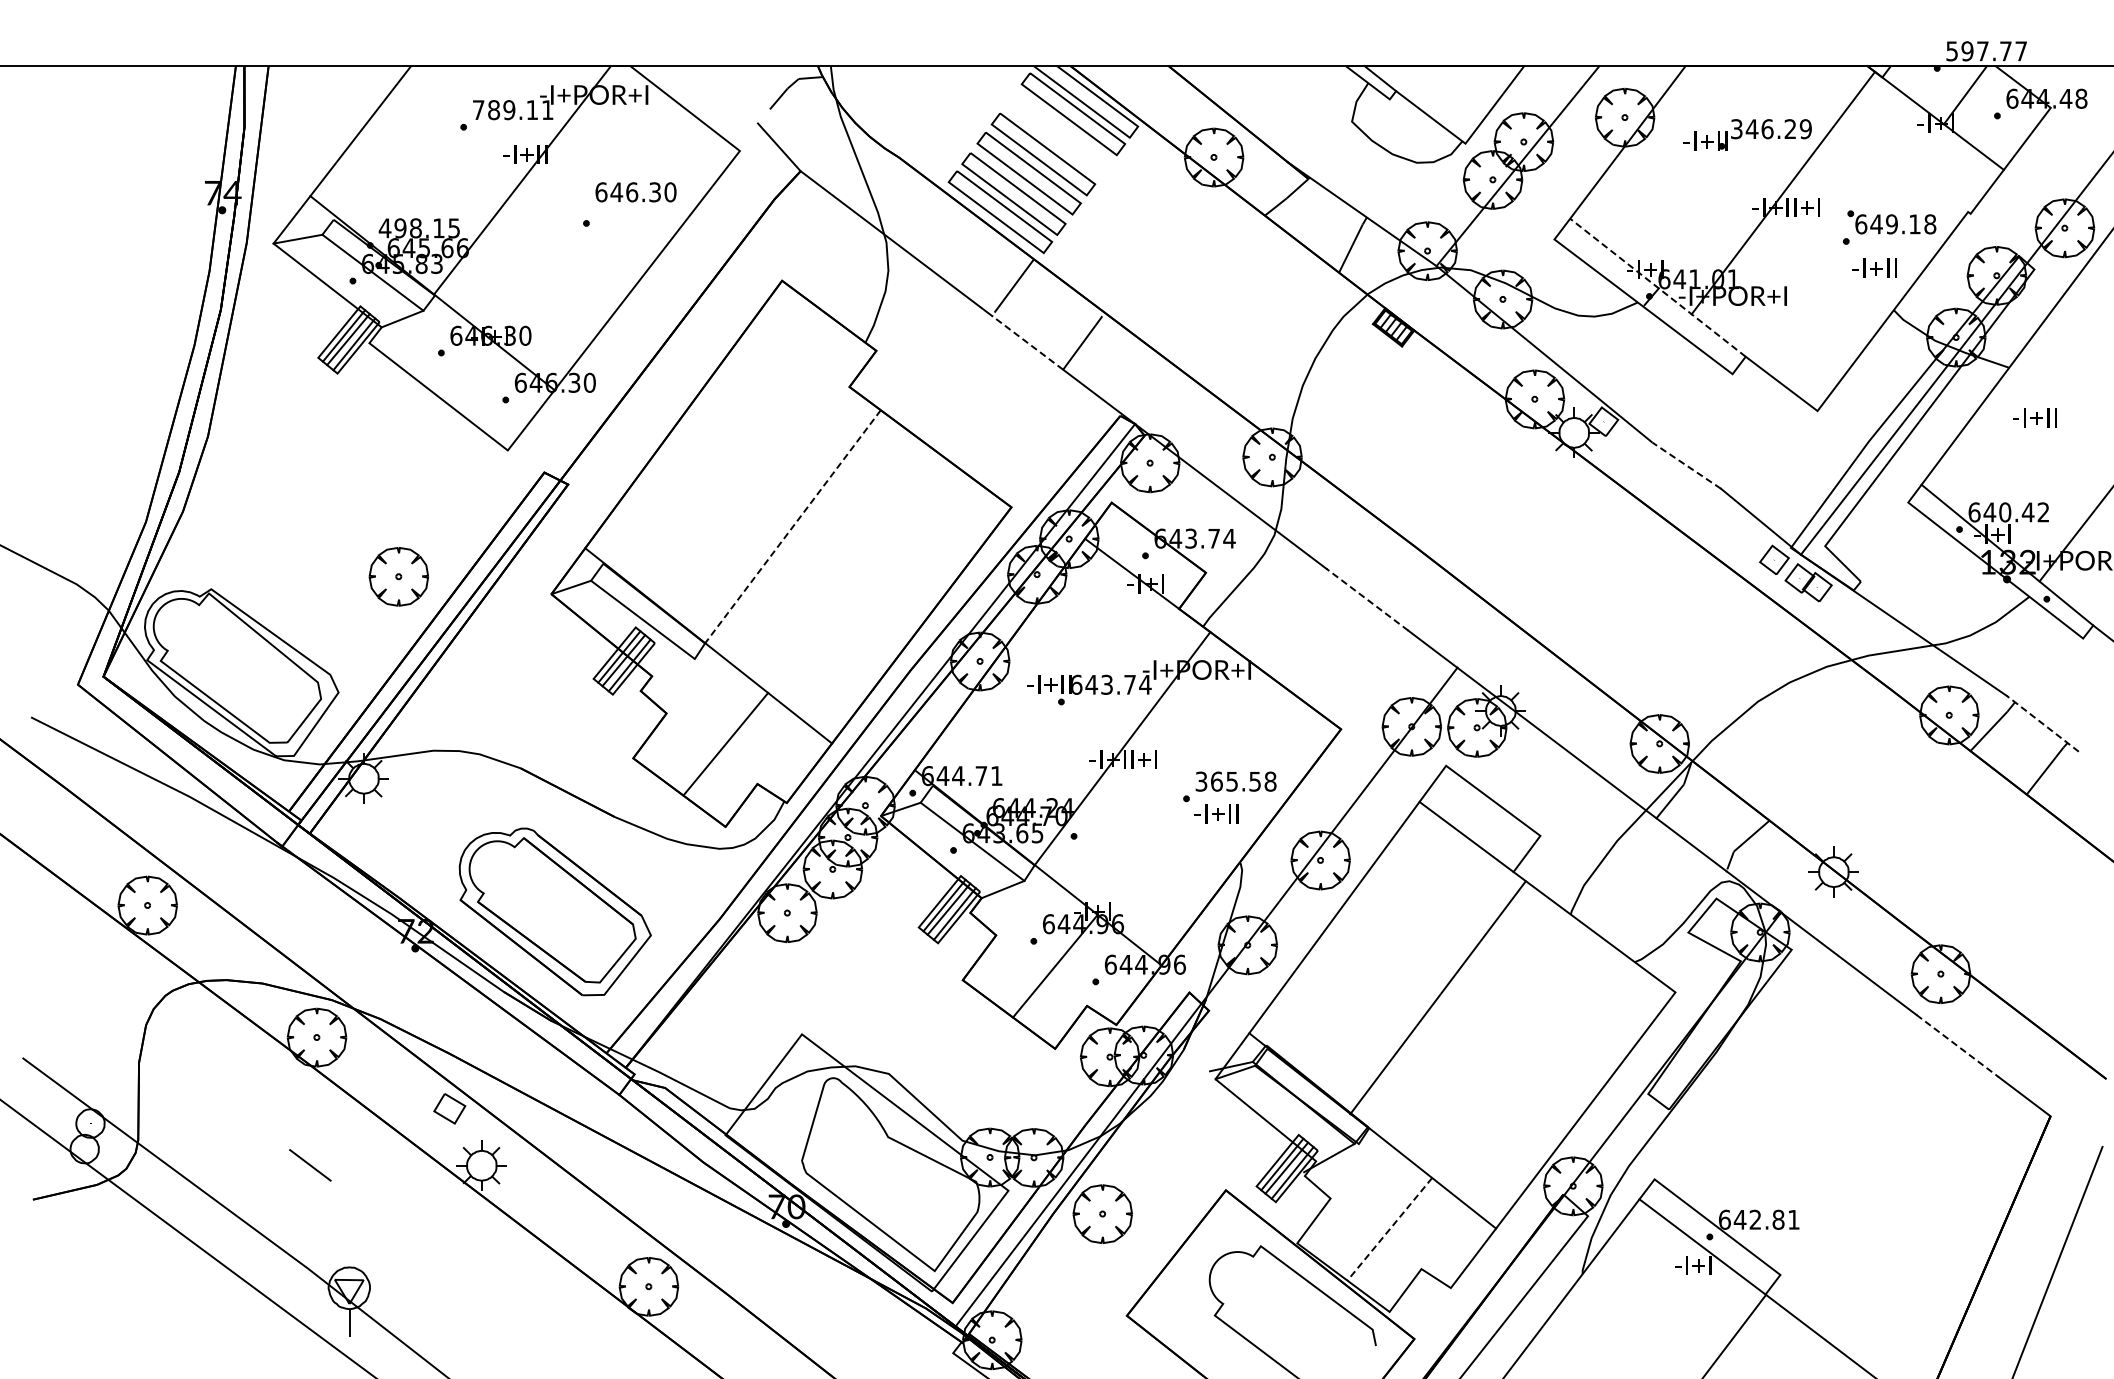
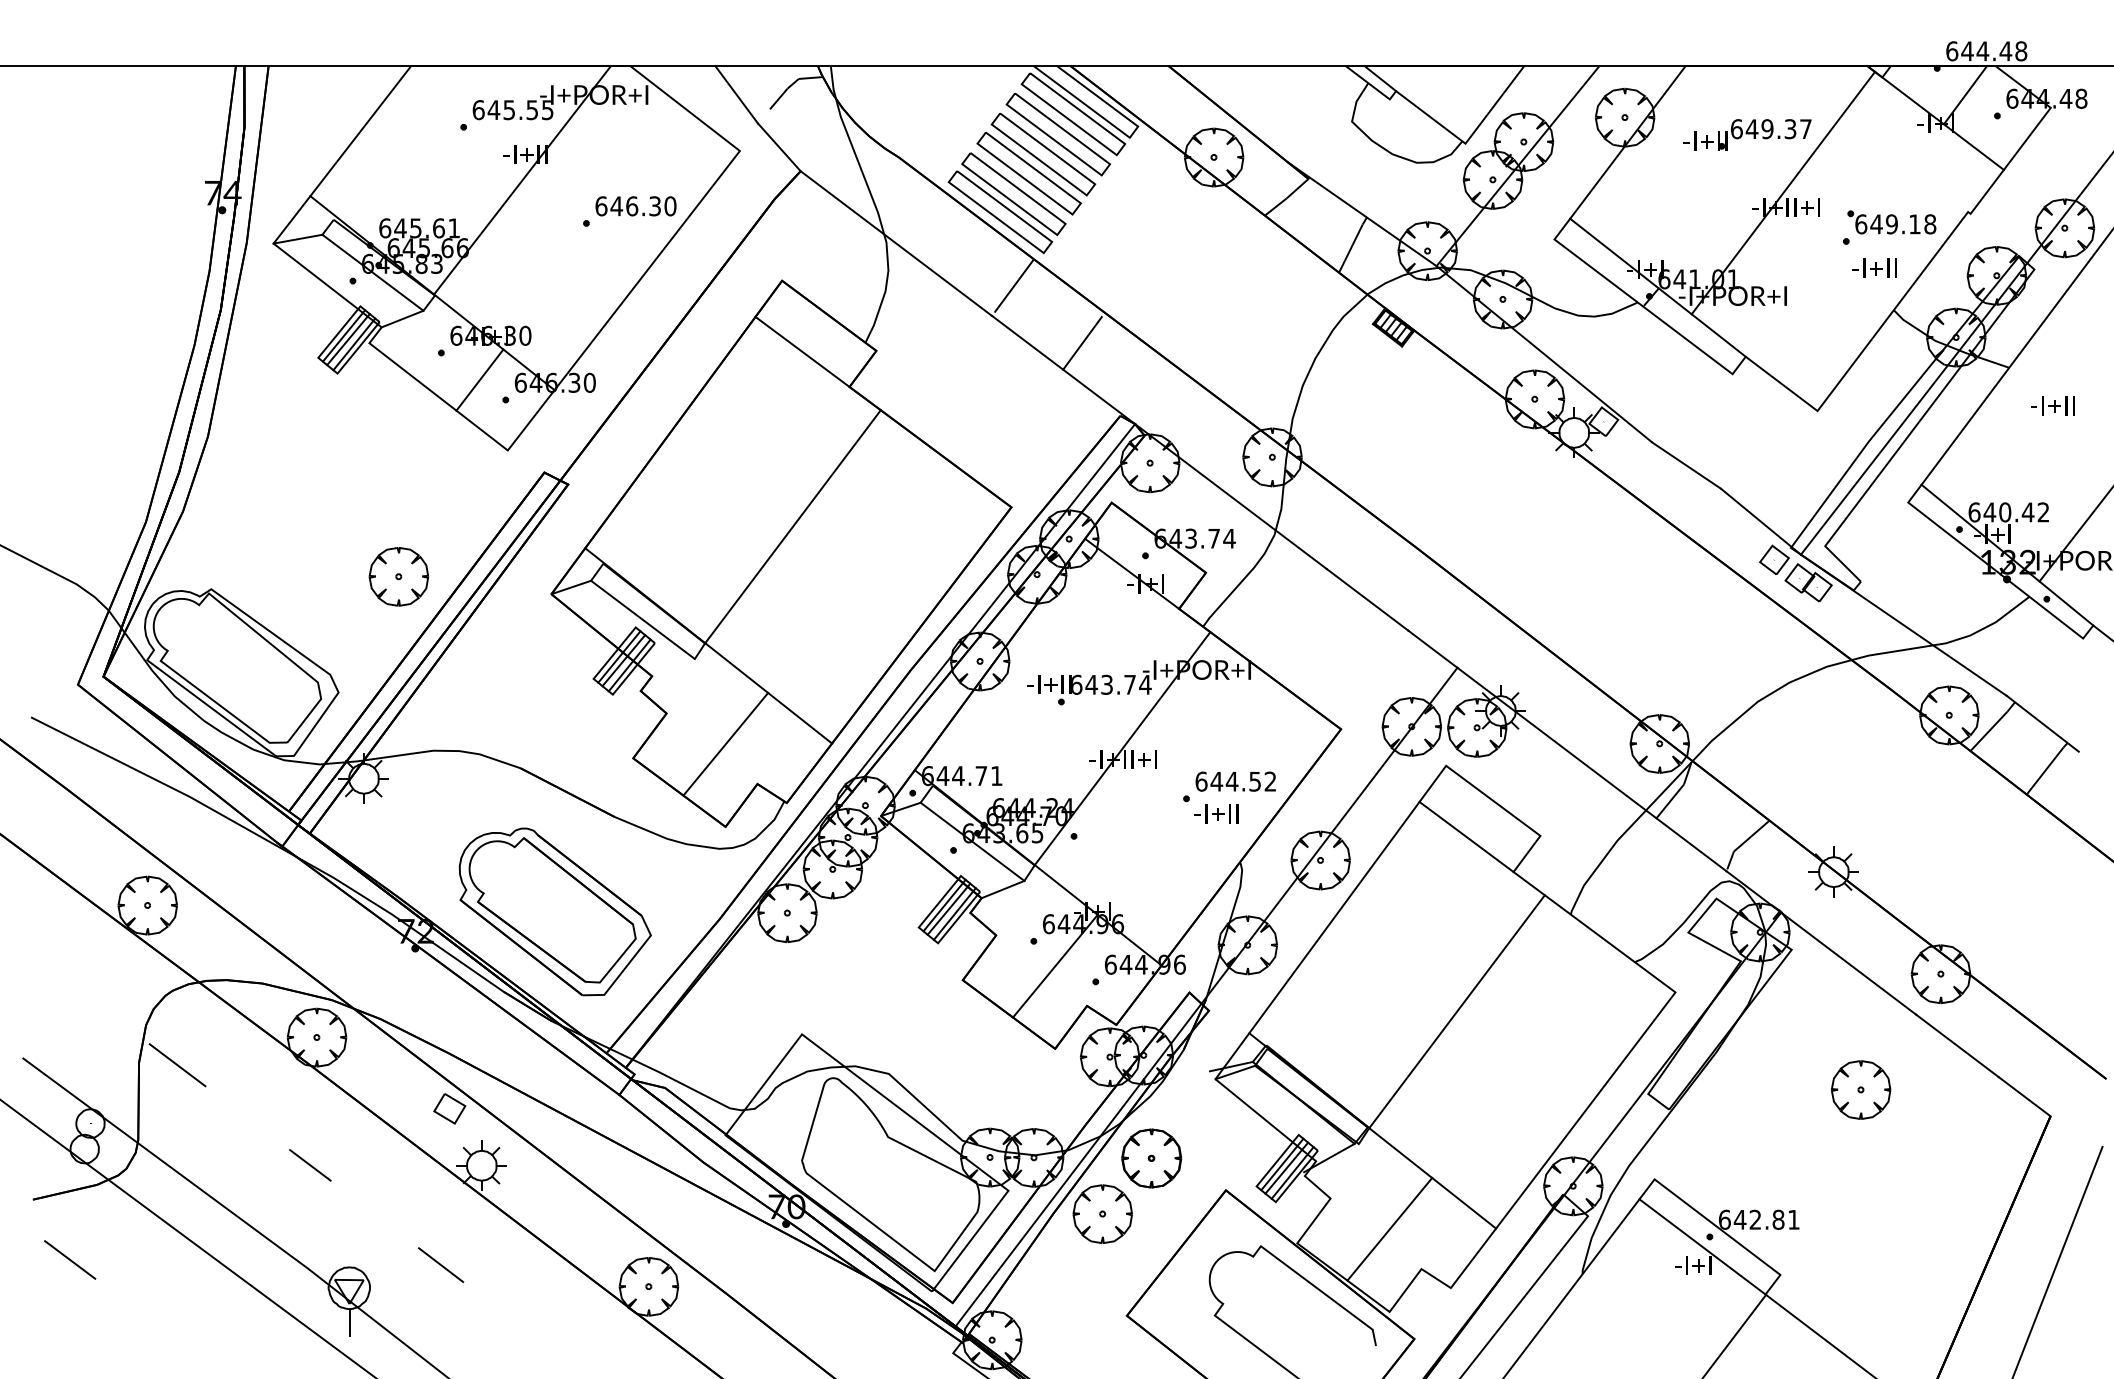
text: 597.77 -> 644.48 (1986, 51)
line: none -> present (736, 94)
text: 789.11 -> 645.55 (512, 110)
text: 346.29 -> 649.37 (1771, 129)
part: none -> present (1058, 134)
text position: (635, 192) -> (635, 206) (635, 206)
text: 498.15 -> 645.61 (418, 228)
line: dashed -> solid (1657, 287)
line: dashed -> solid (1027, 342)
line: none -> present (802, 351)
line: none -> present (479, 379)
text position: (2034, 417) -> (2052, 405) (2052, 405)
line: dashed -> solid (1686, 465)
line: dashed -> solid (793, 526)
line: dashed -> solid (1367, 599)
line: dashed -> solid (2042, 723)
text: 365.58 -> 644.52 (1235, 781)
line position: (1437, 997) -> (1456, 1011) (1456, 1011)
line: dashed -> solid (1957, 1046)
line: none -> present (177, 1065)
part: none -> present (1860, 1089)
part: none -> present (1151, 1158)
line: dashed -> solid (1389, 1229)
line: none -> present (70, 1259)
line: none -> present (440, 1264)
